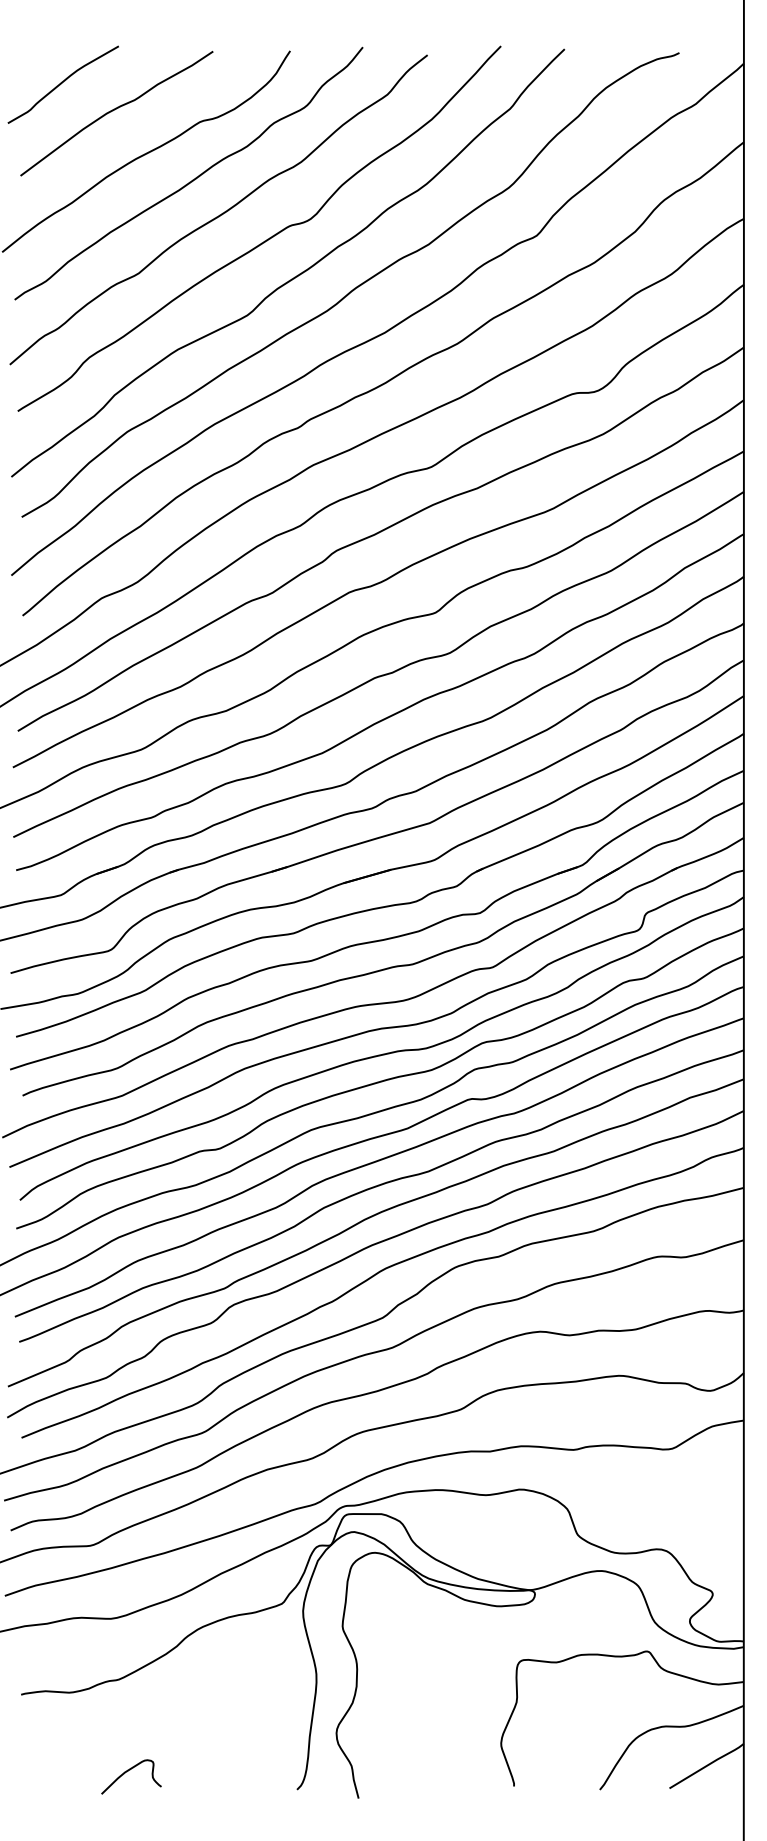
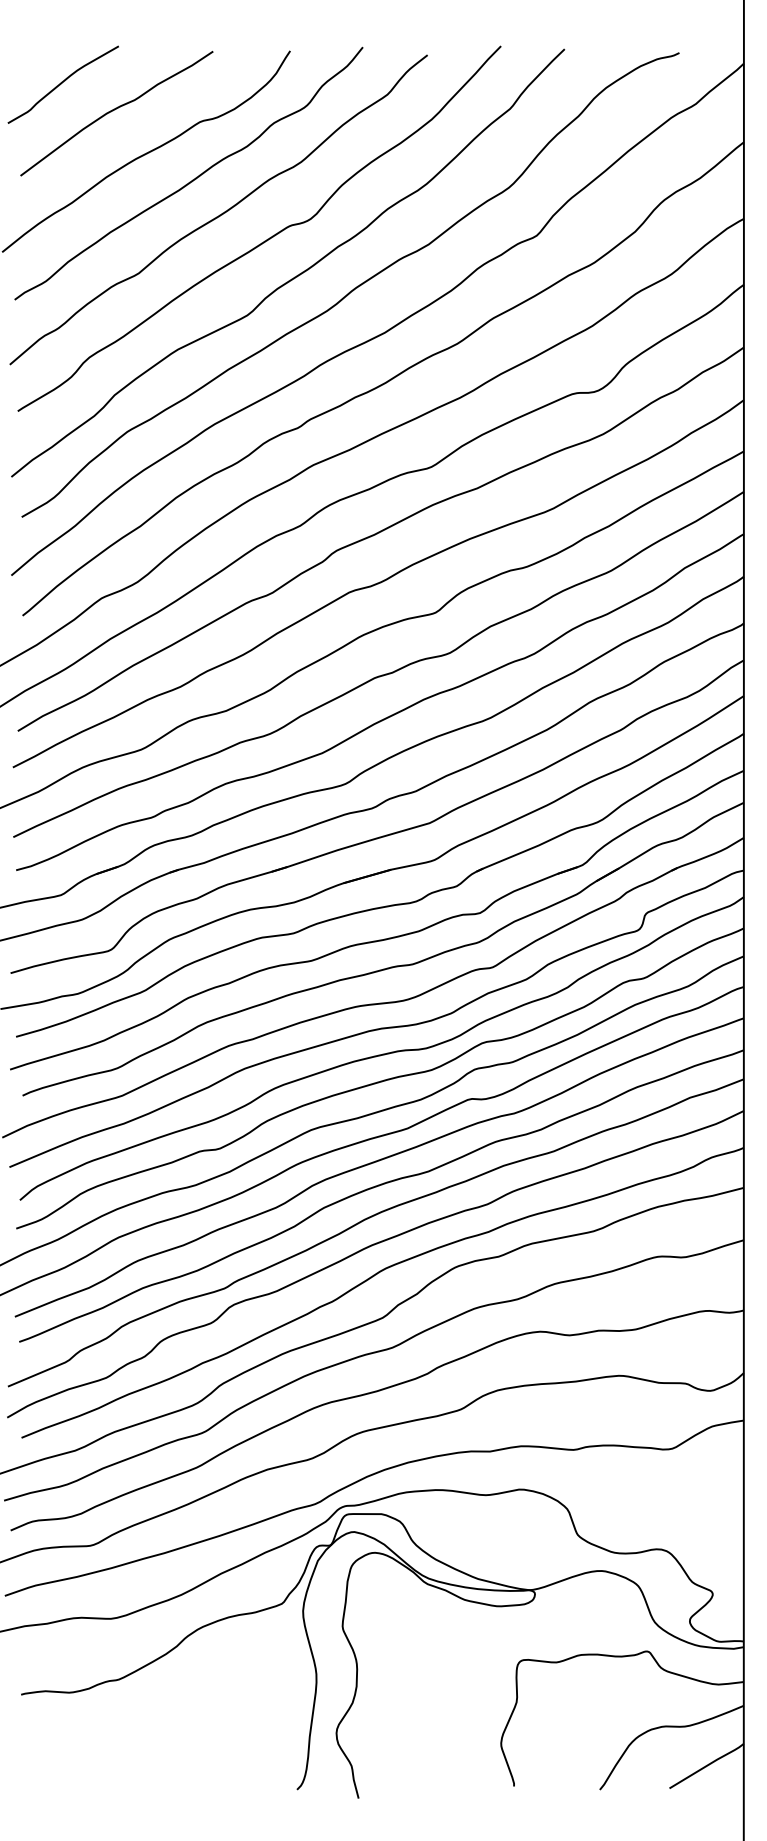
curve: present -> none (128, 1771)
